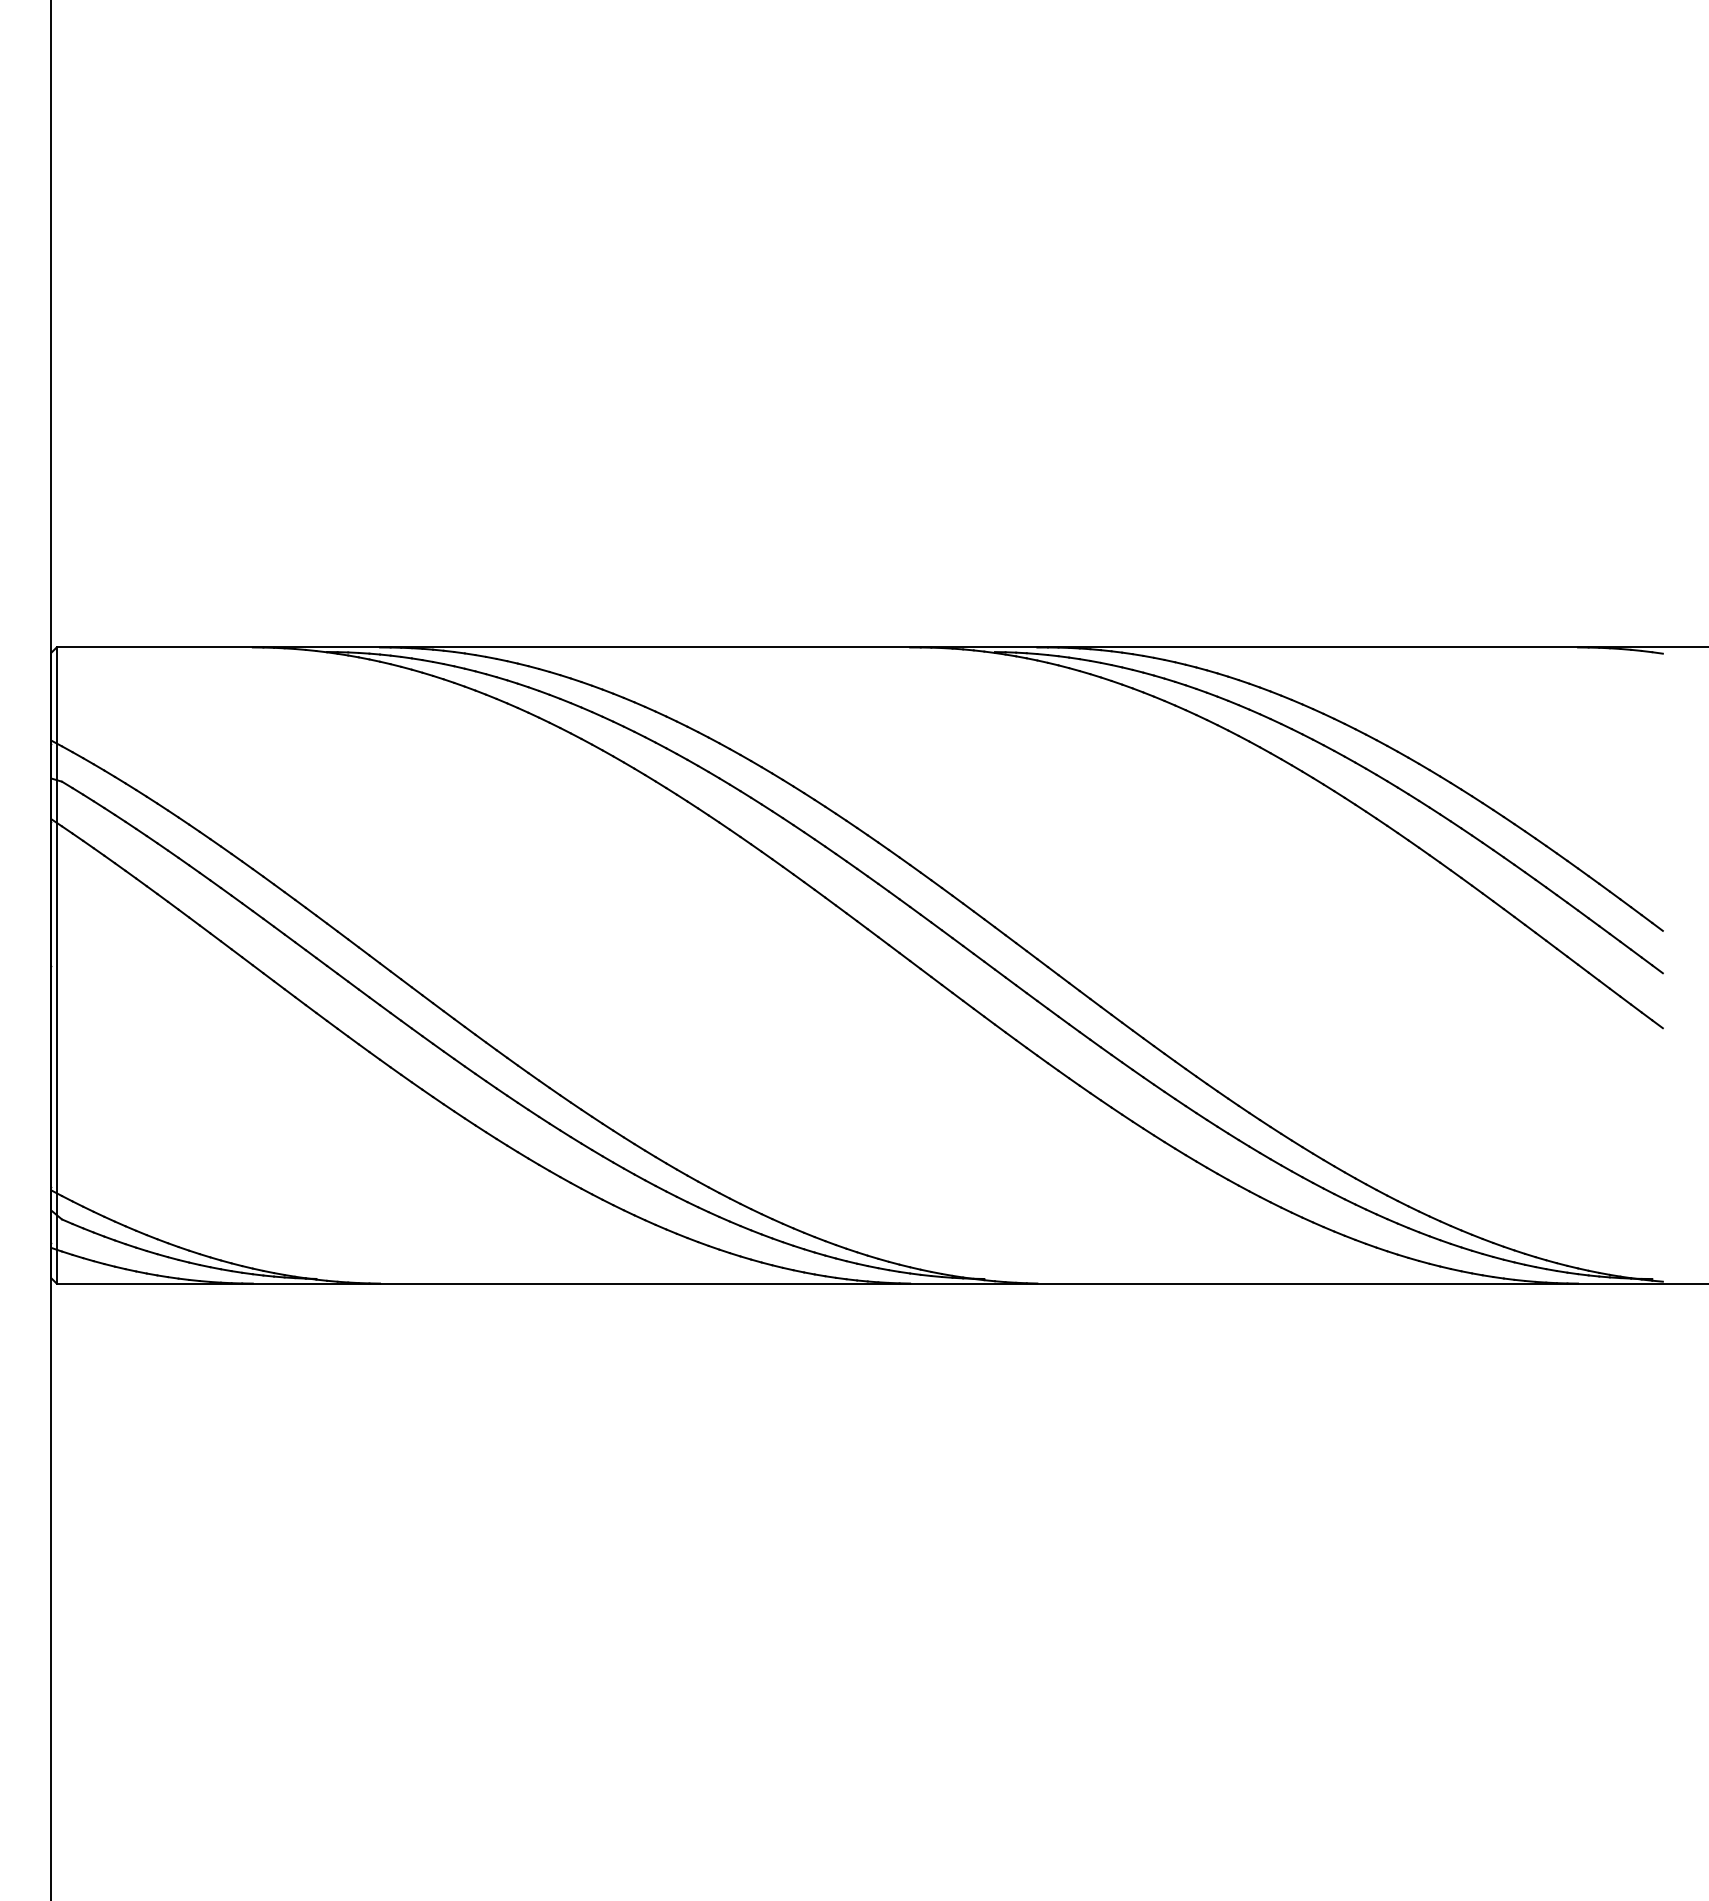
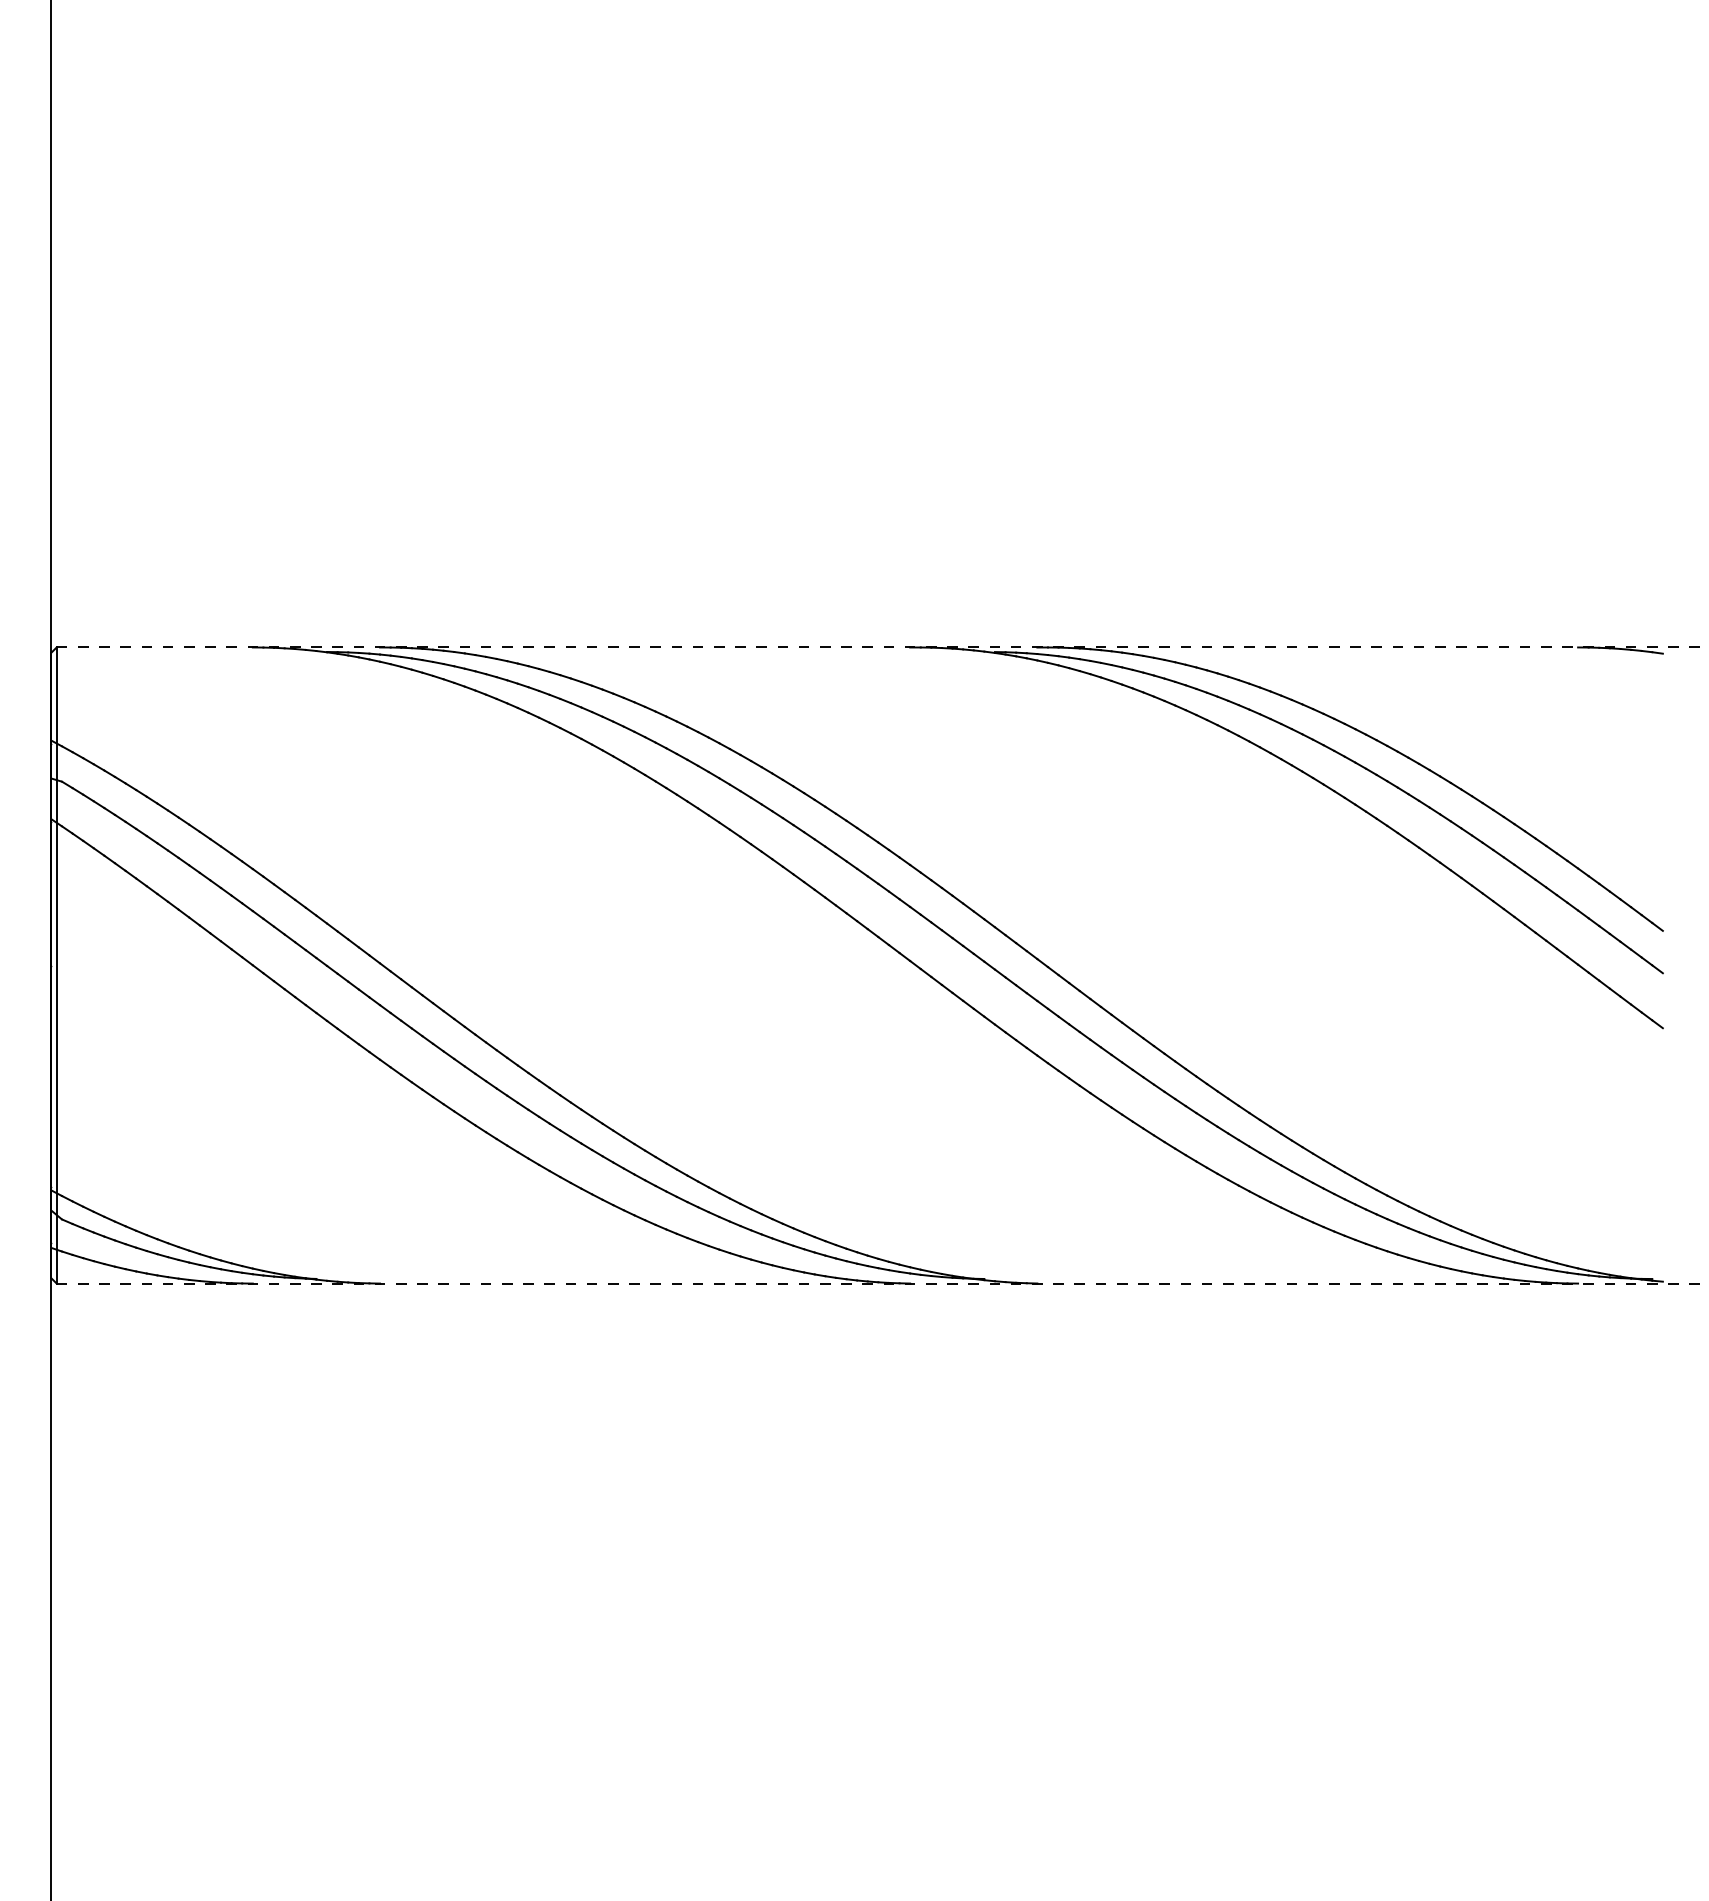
line: solid -> dashed (882, 647)
line: solid -> dashed (882, 1283)
